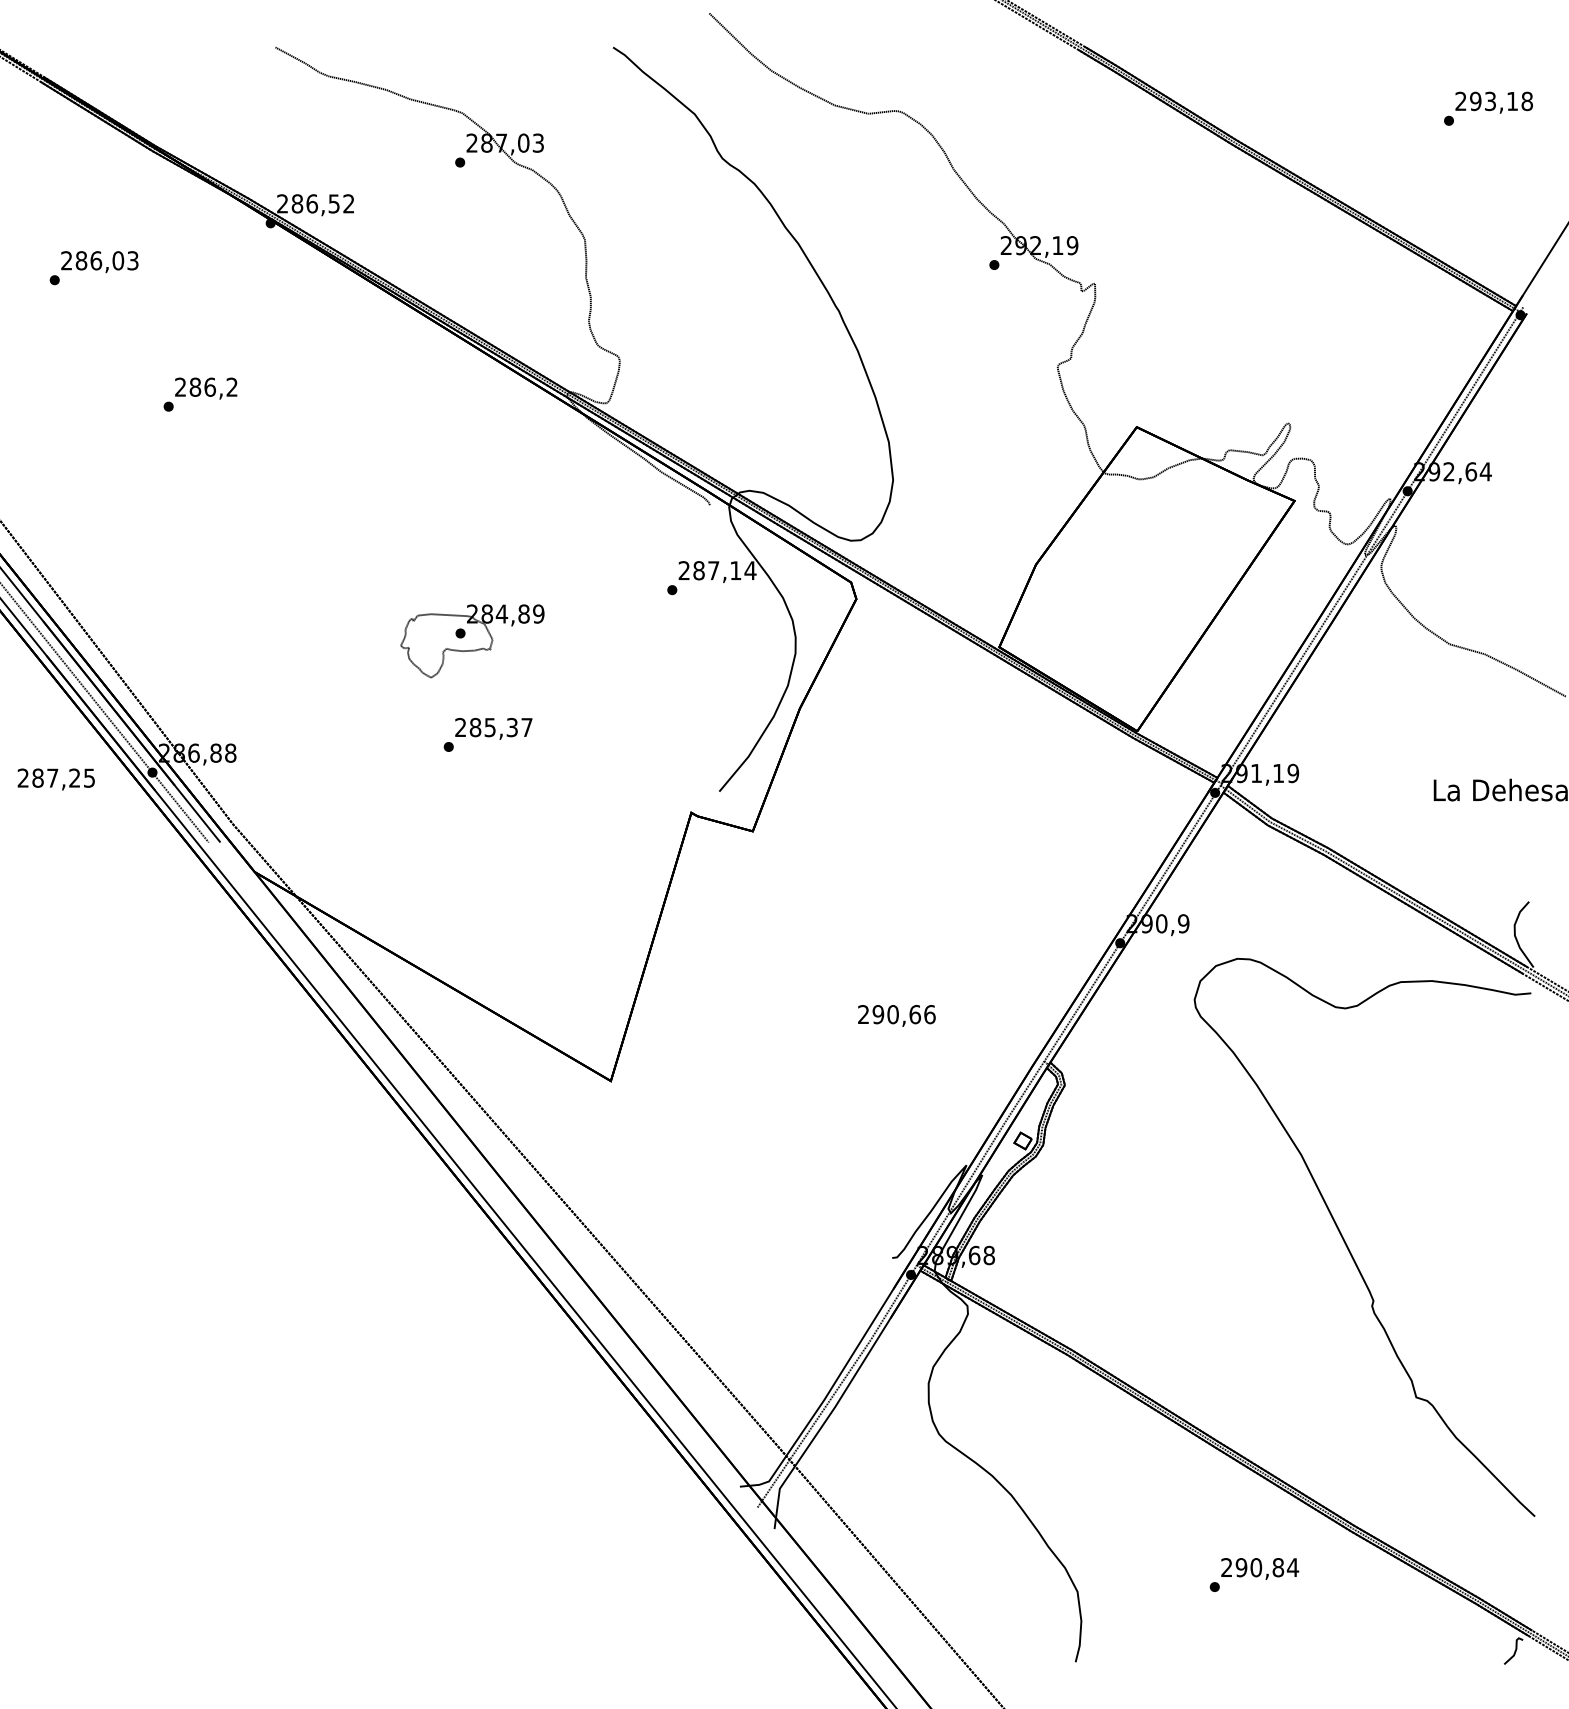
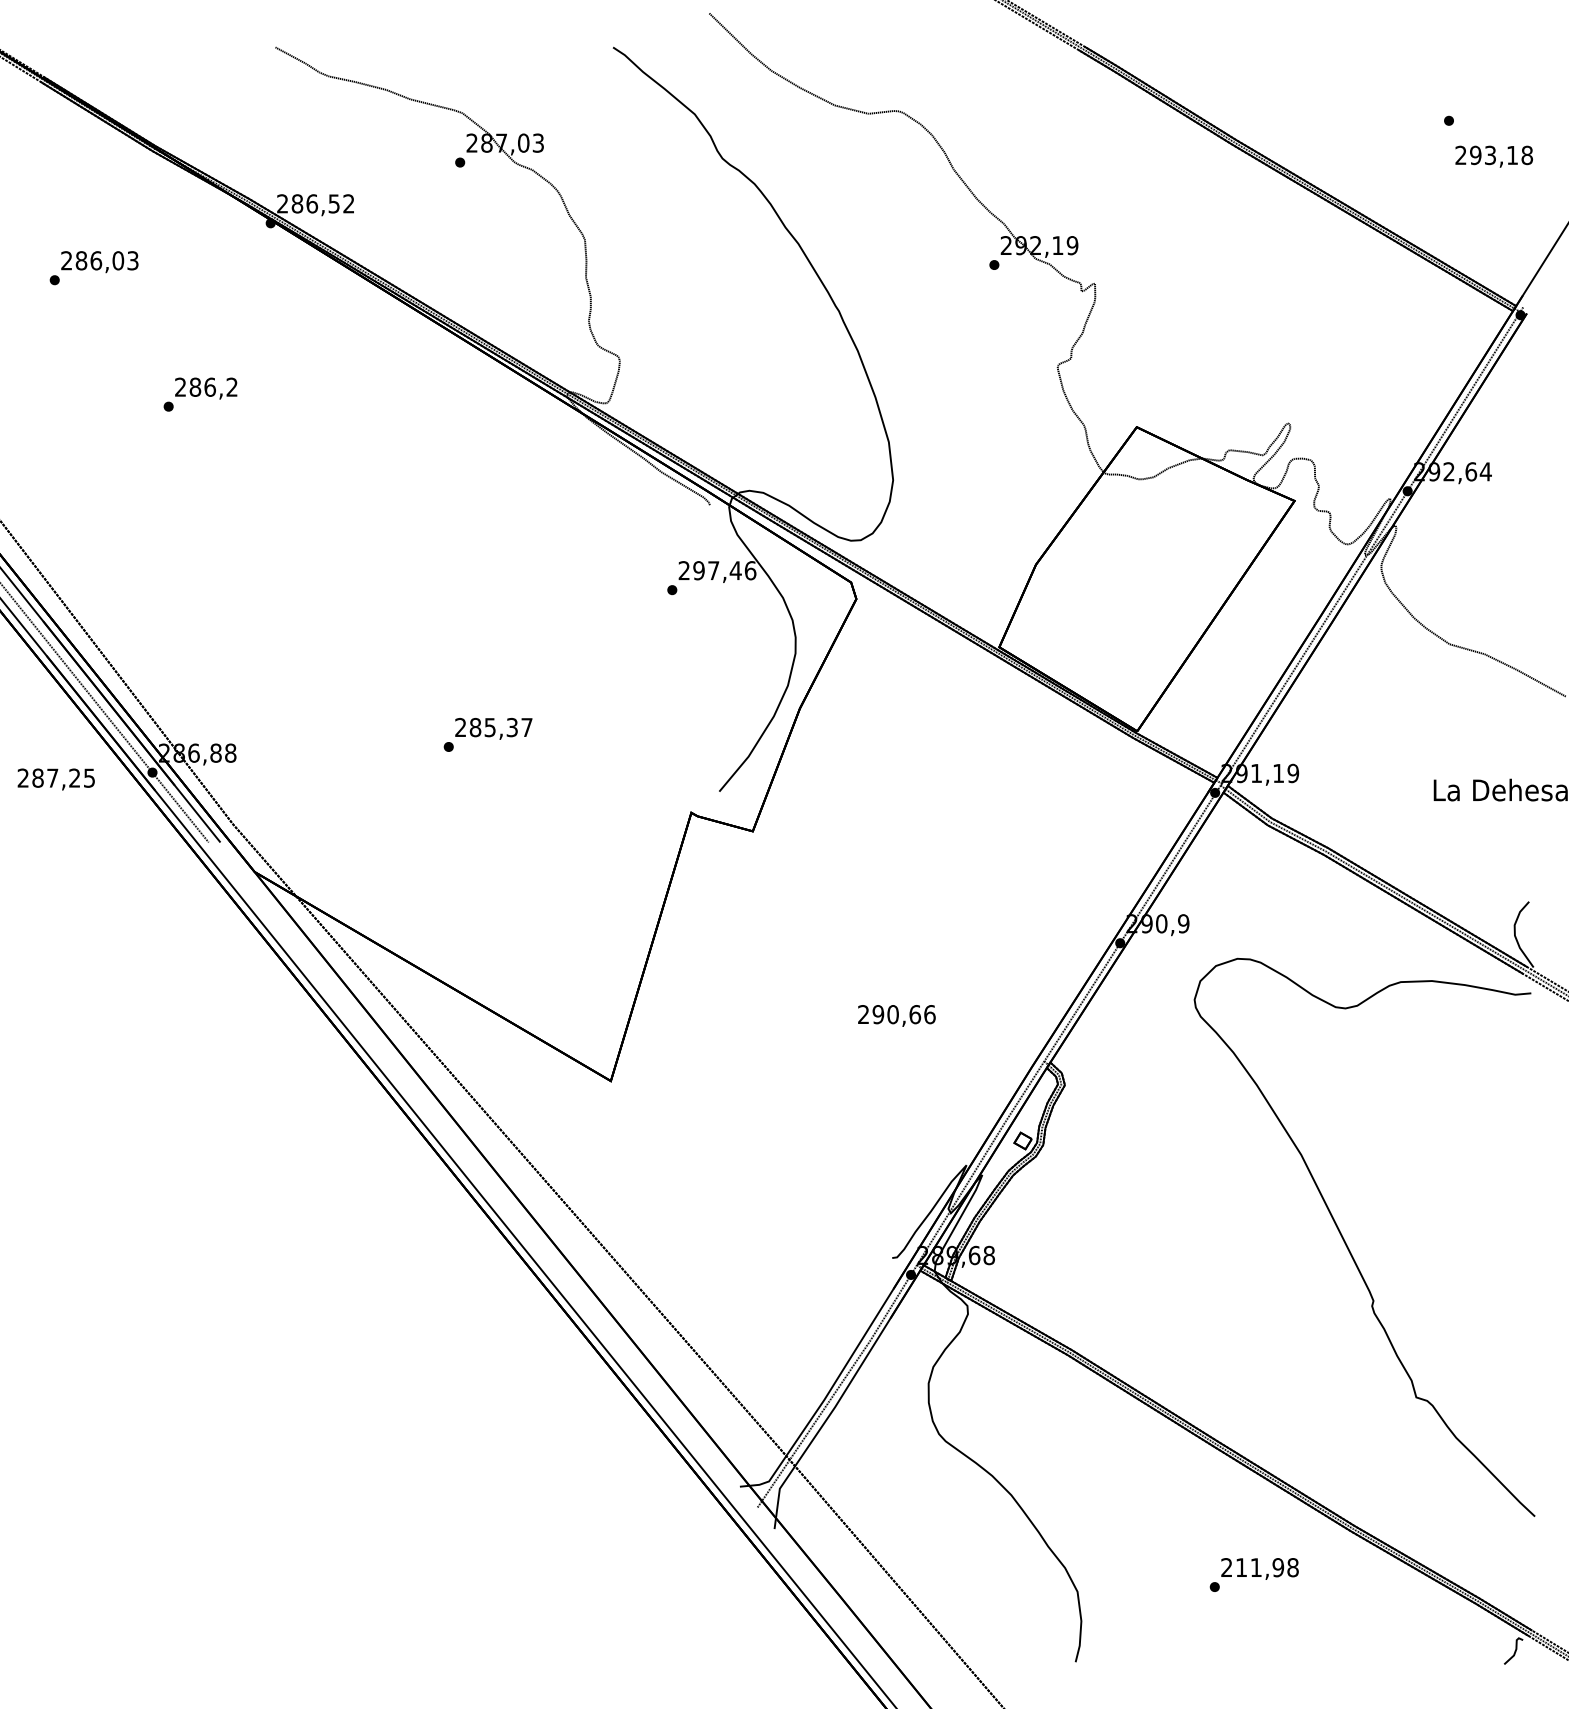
text position: (1493, 102) -> (1493, 156) (1493, 156)
text: 287,14 -> 297,46 (724, 570)
part: present -> none (472, 641)
text: 290,84 -> 211,98 (1267, 1567)
